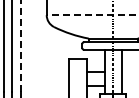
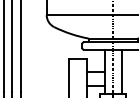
line: dashed -> solid (92, 15)
line: dashed -> solid (21, 45)
